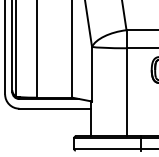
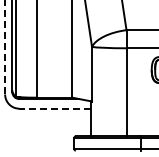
line: solid -> dashed (5, 47)
line: solid -> dashed (55, 108)
